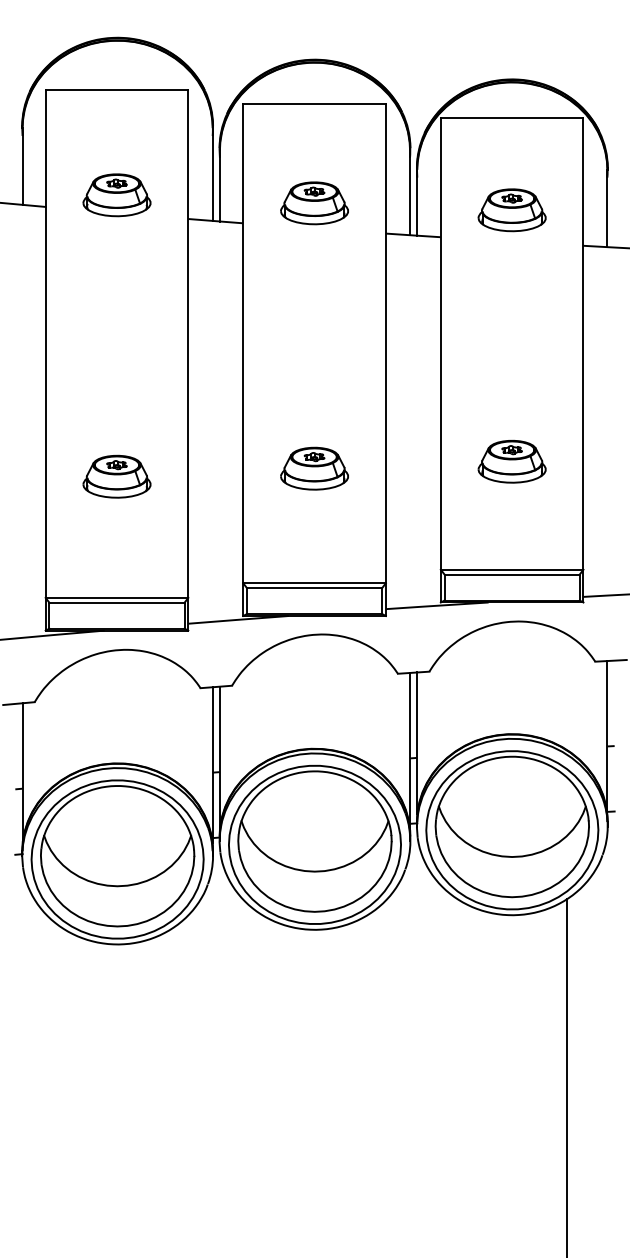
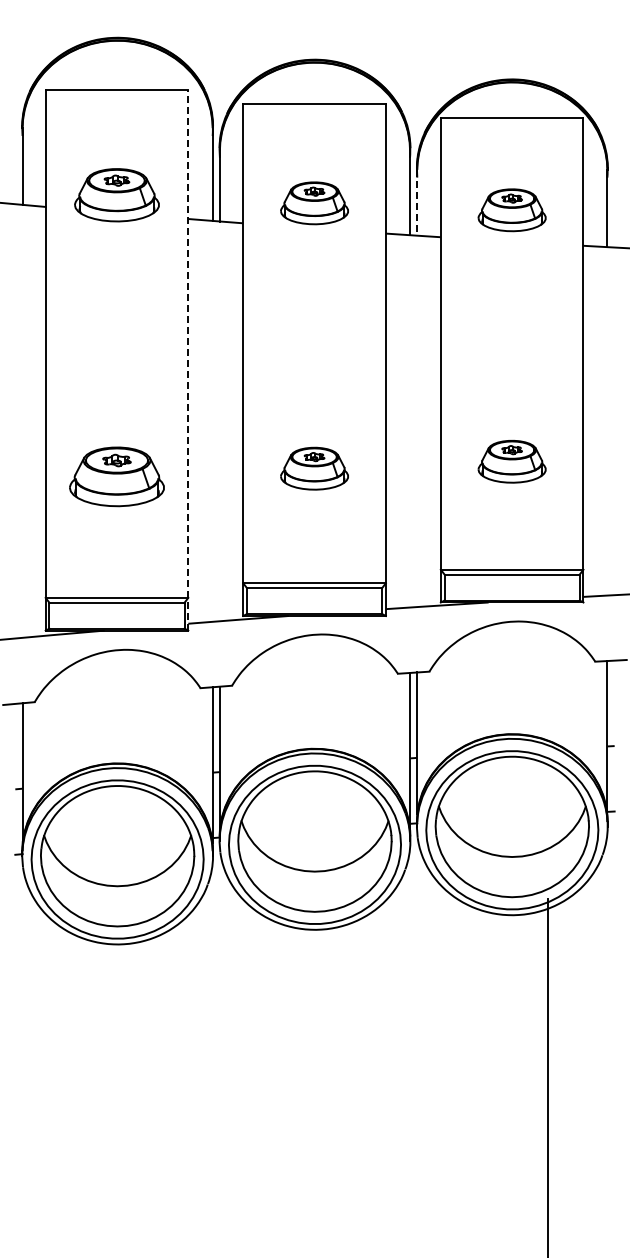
part size: 70x45 px -> 86x55 px (116, 195)
line: solid -> dashed (417, 202)
line: solid -> dashed (188, 359)
part size: 70x45 px -> 96x62 px (116, 476)
line position: (567, 1076) -> (548, 1076) (548, 1076)
